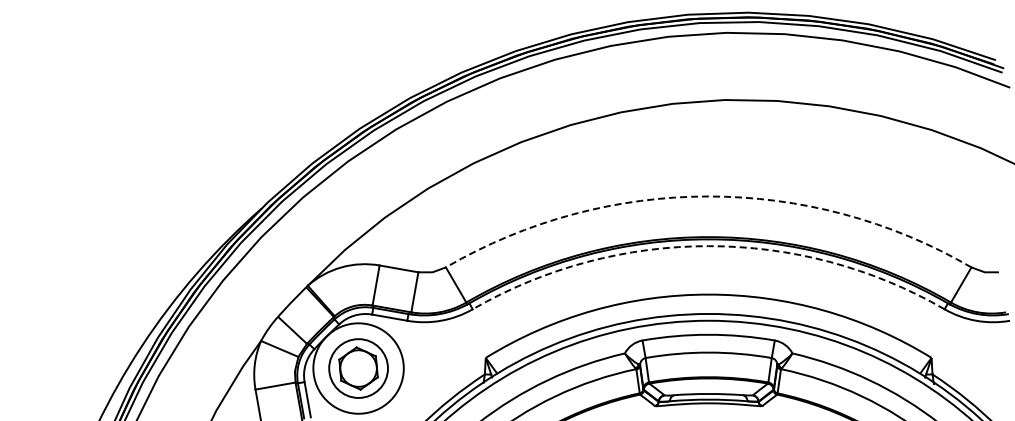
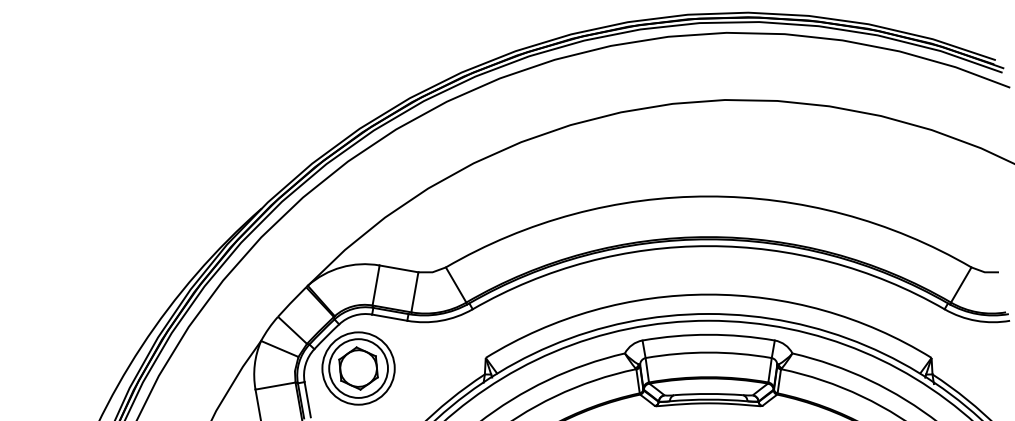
arc: dashed -> solid (708, 196)
arc: dashed -> solid (708, 246)
circle diameter: 90 px -> 72 px (358, 368)
